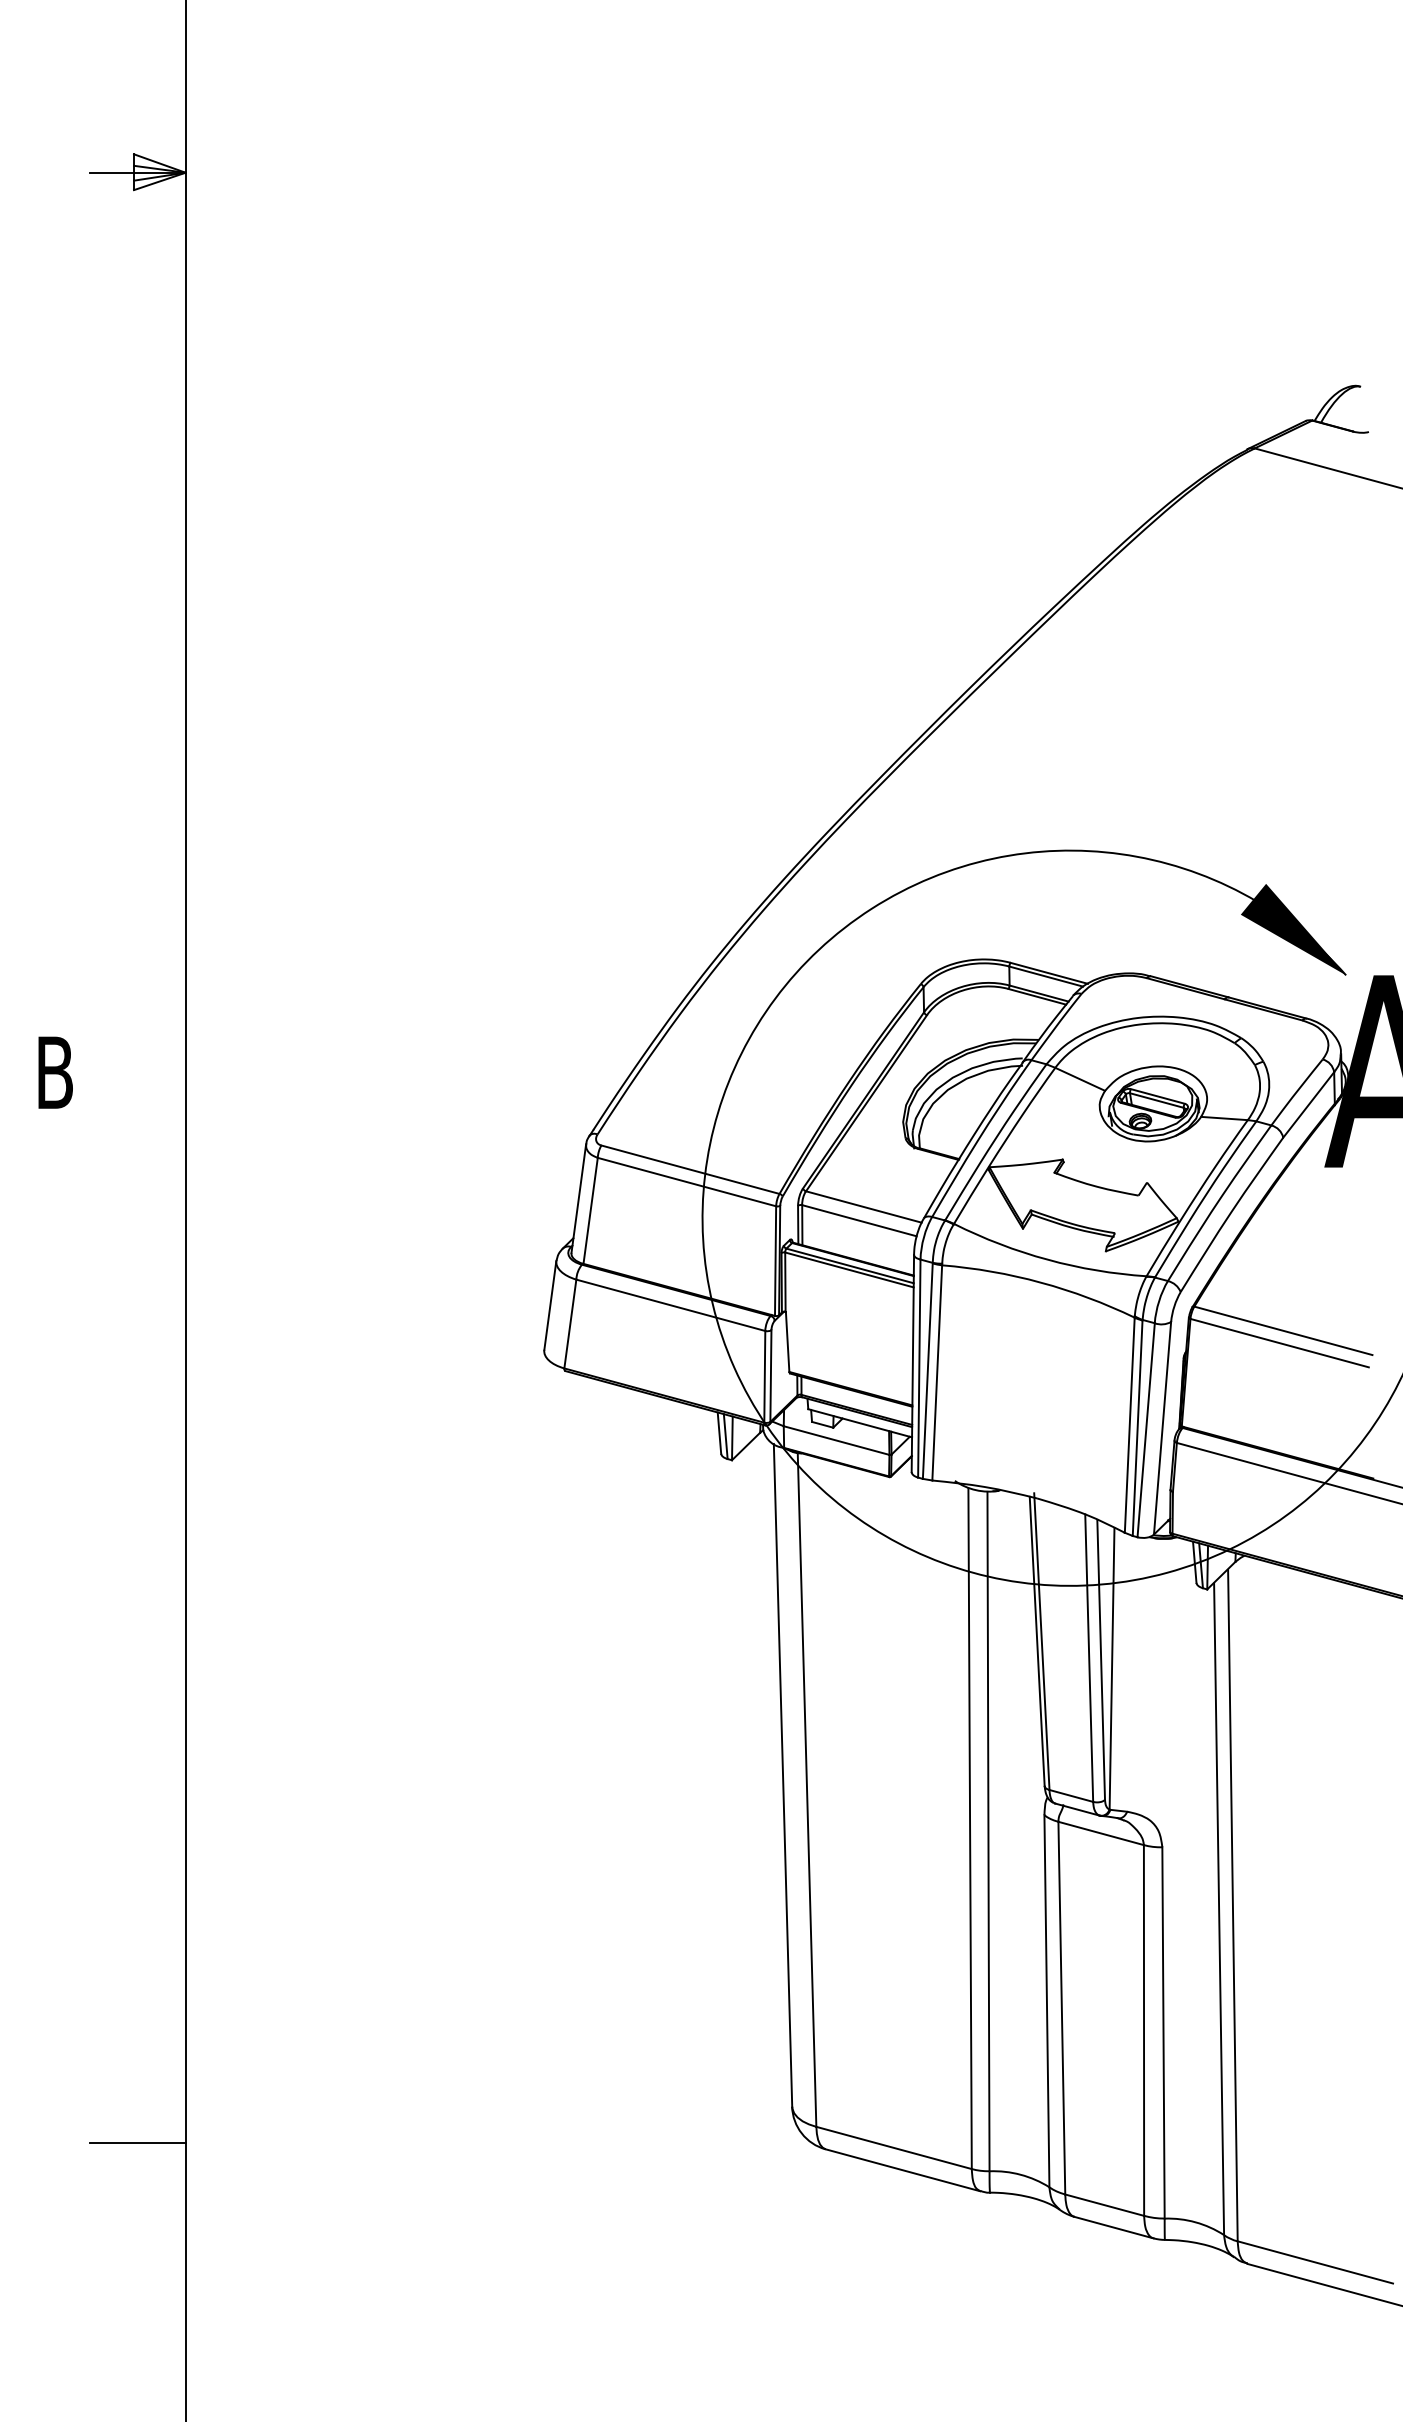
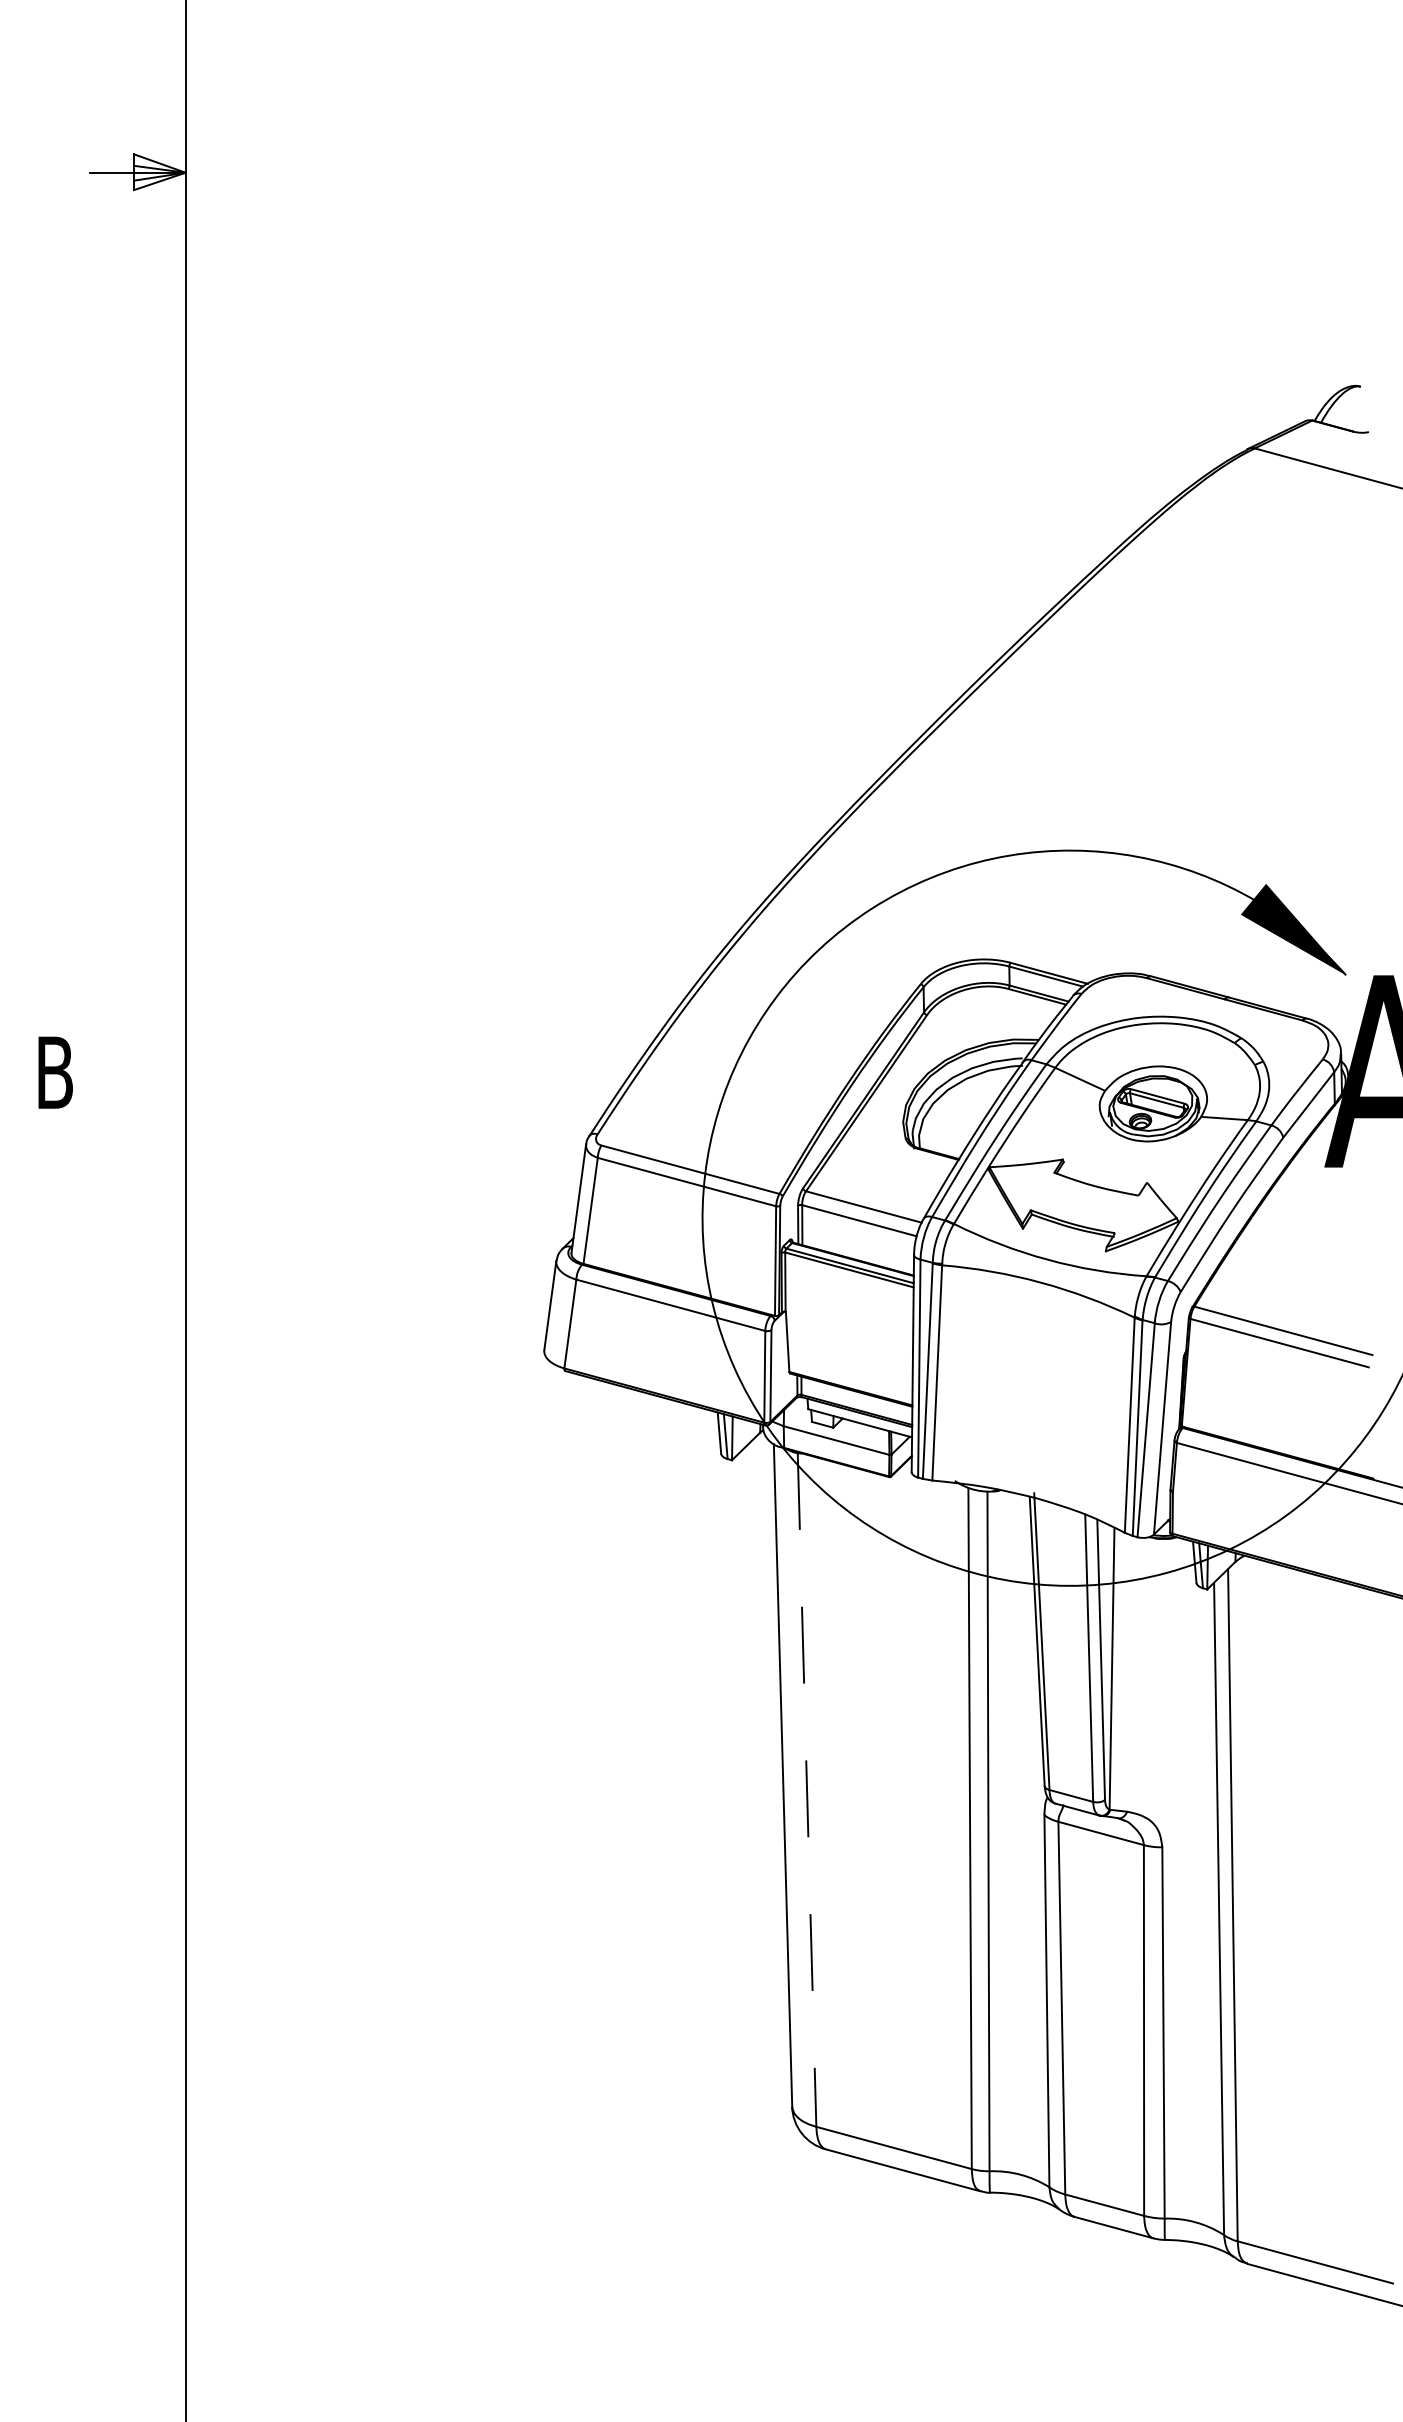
line: solid -> dashed (807, 1790)
line: present -> none (137, 2142)
